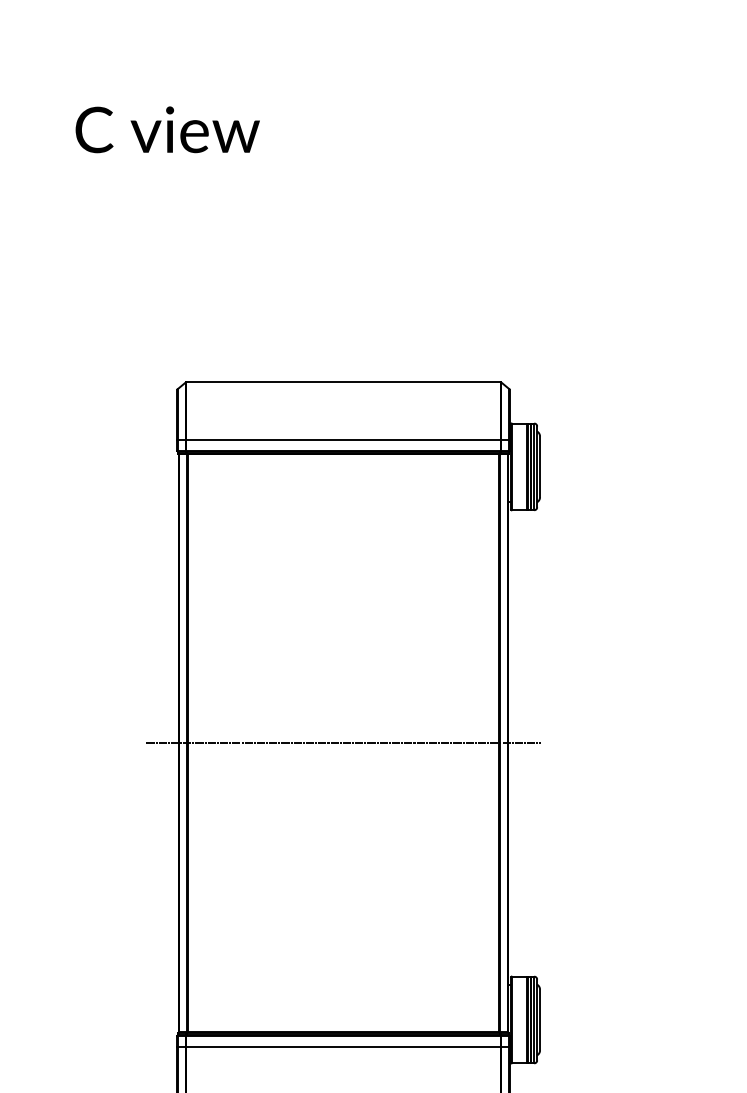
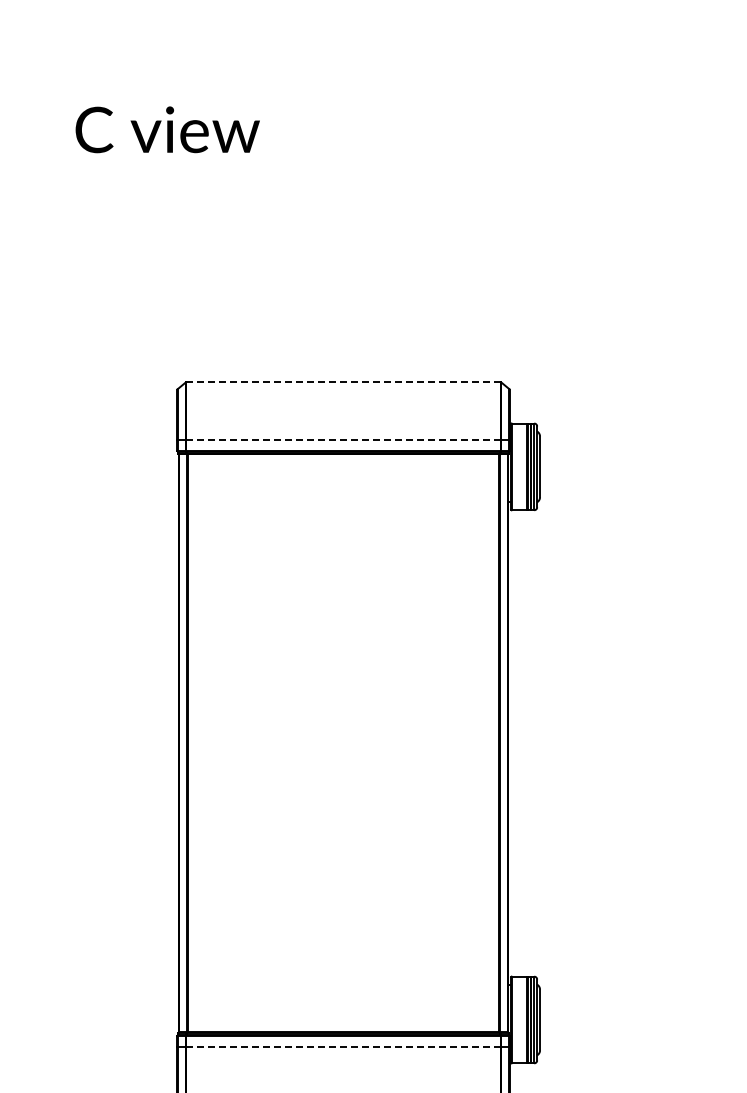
line: solid -> dashed (343, 382)
line: solid -> dashed (344, 440)
line: present -> none (343, 743)
line: solid -> dashed (343, 1046)
